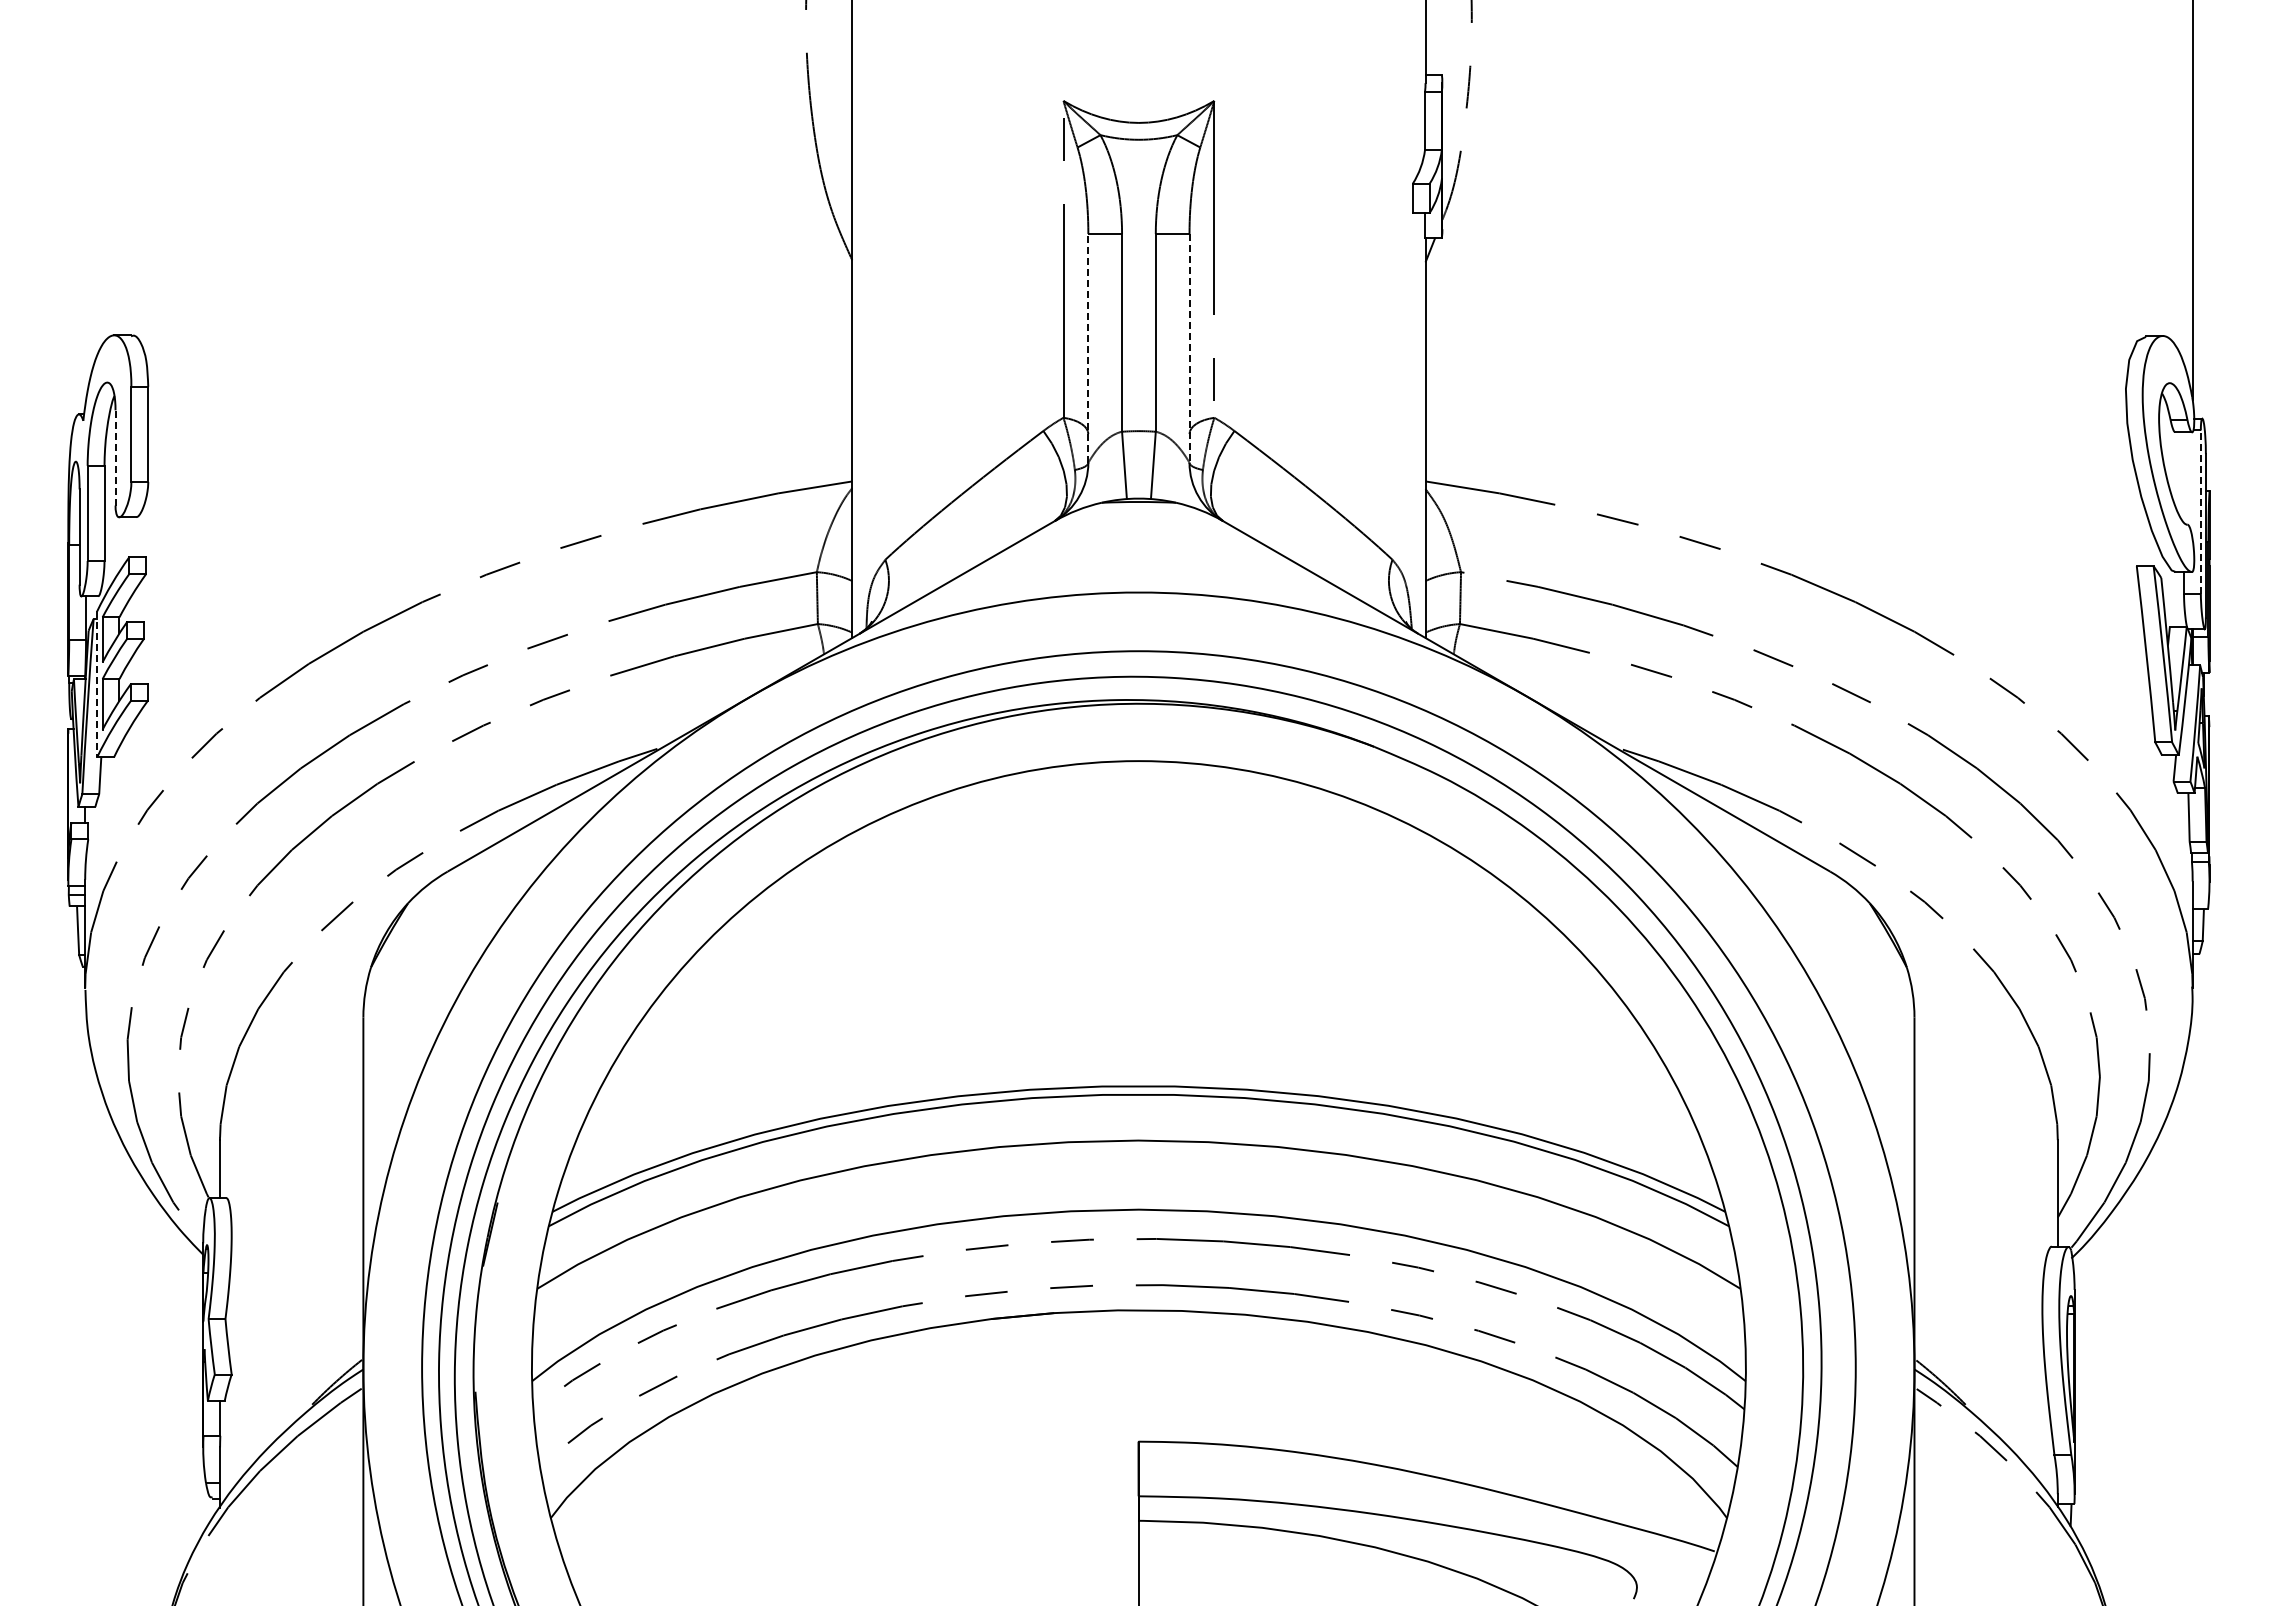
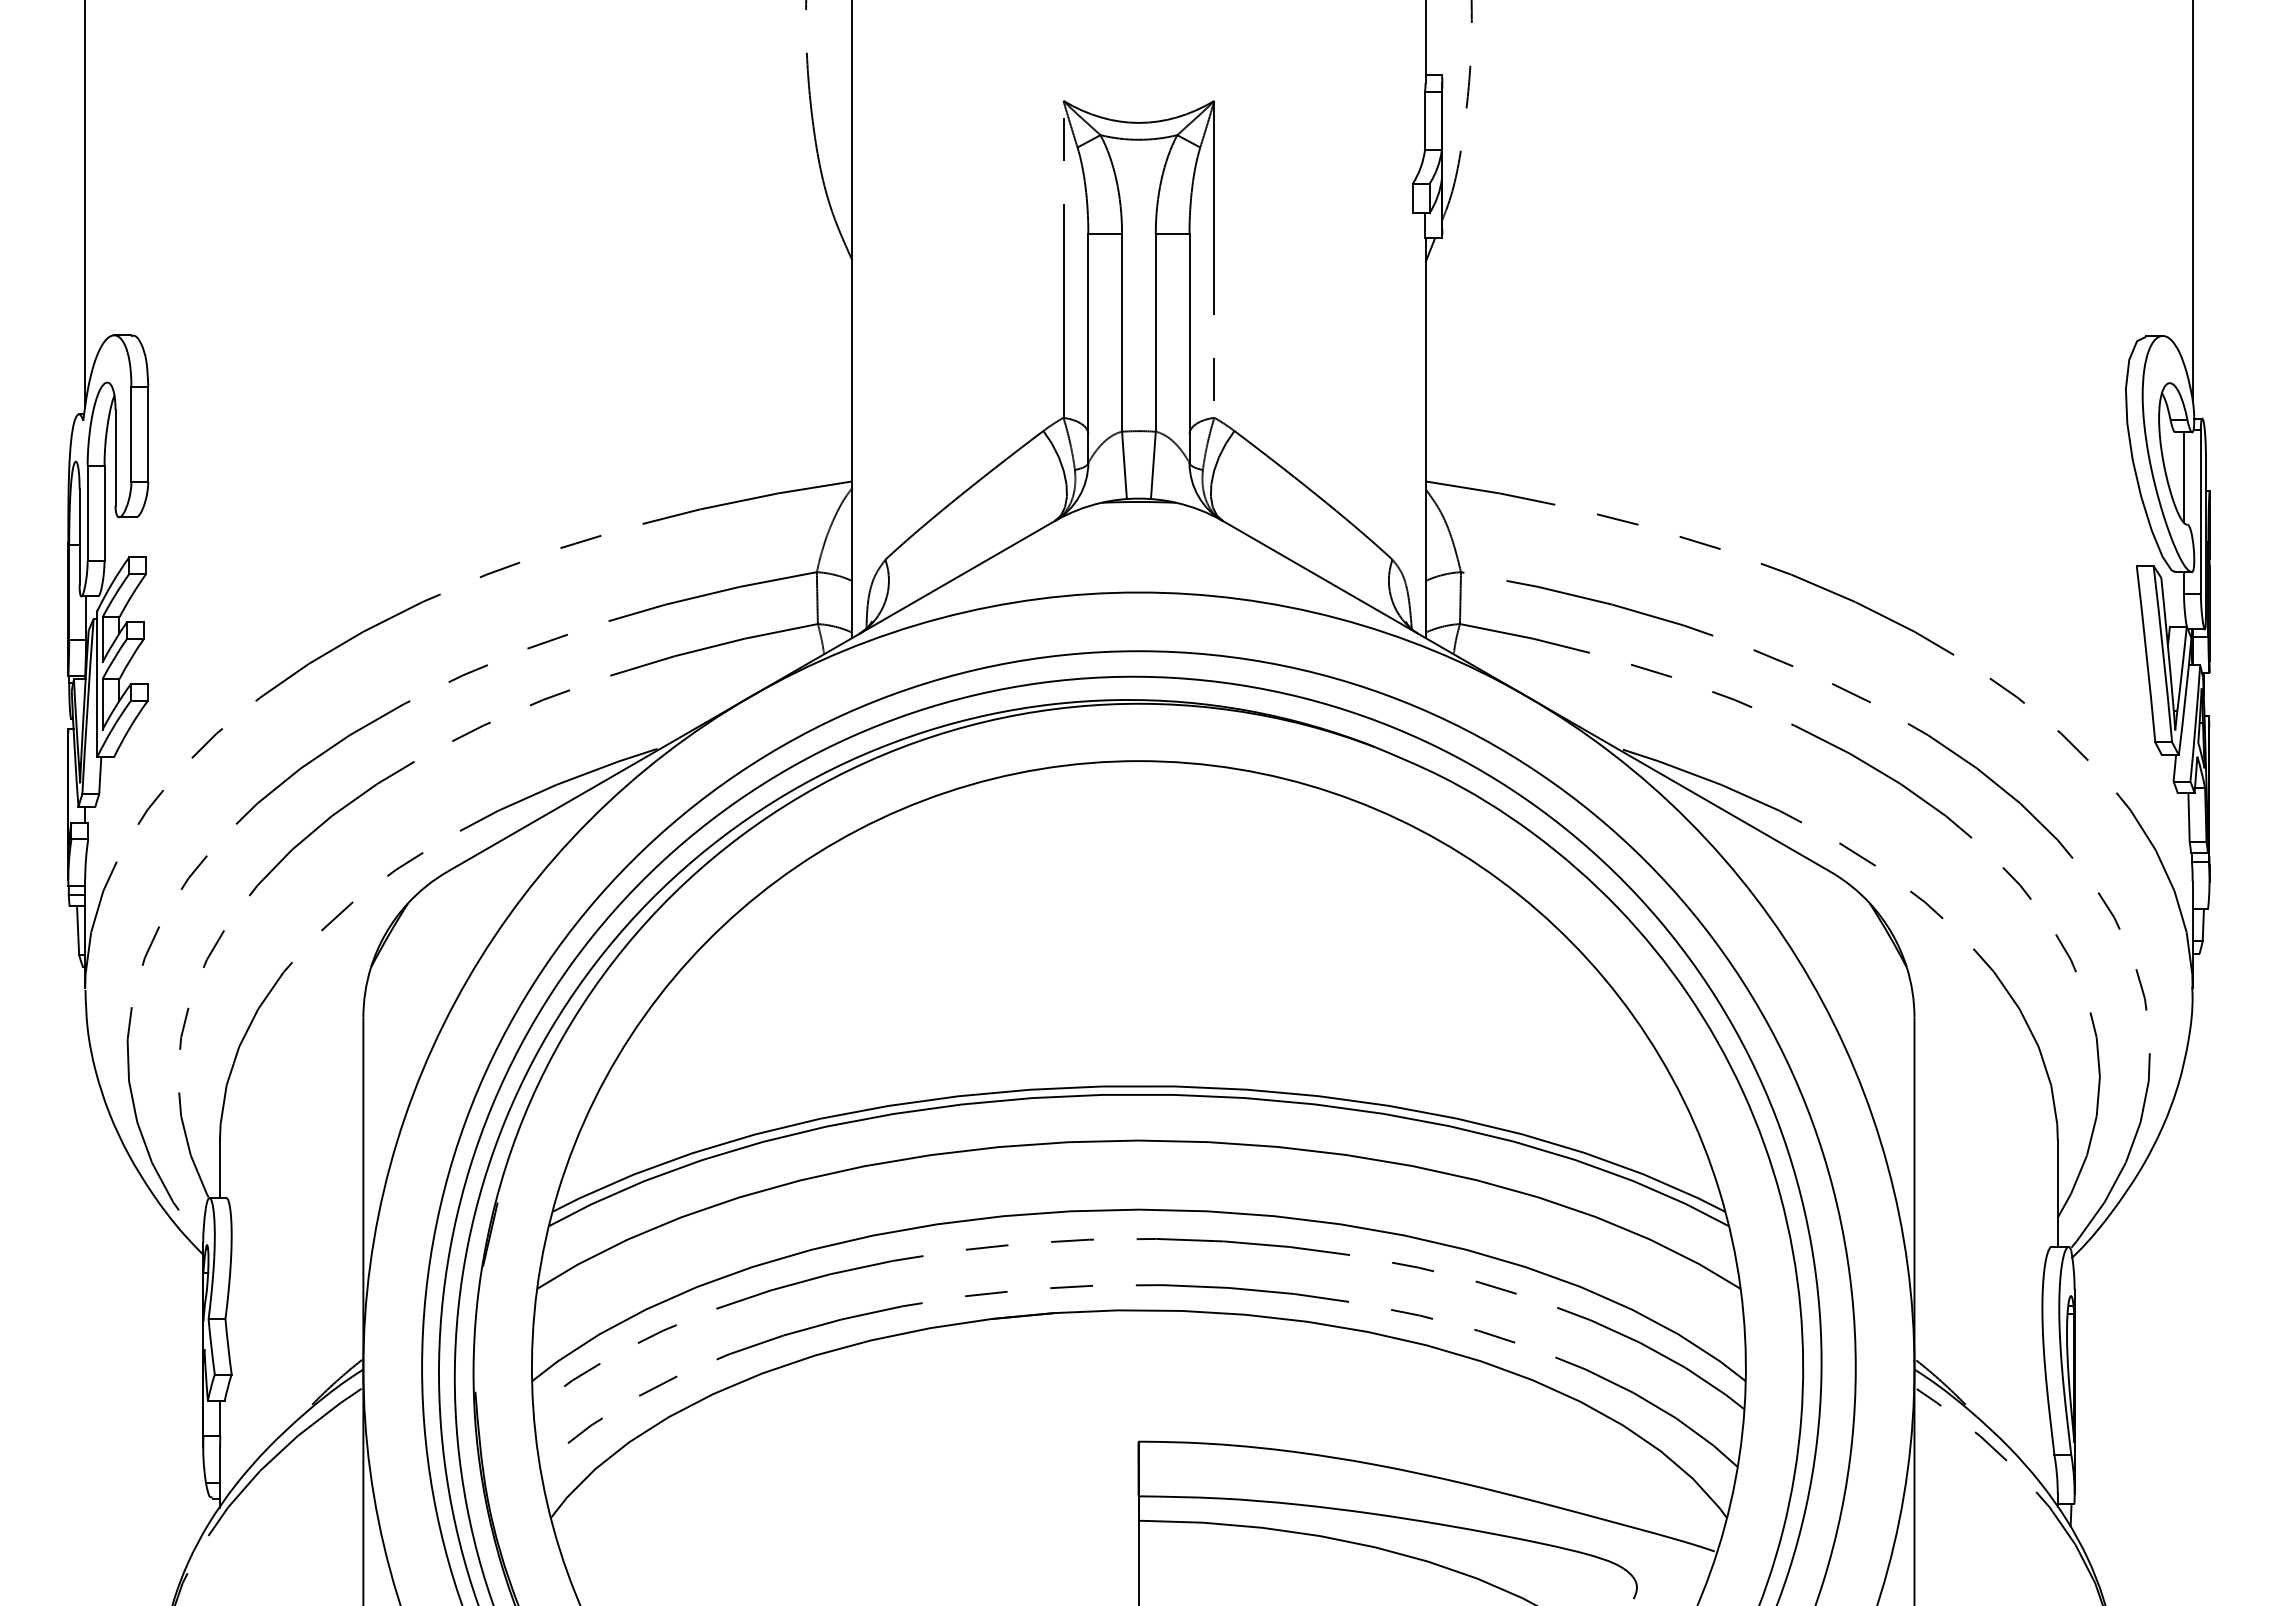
line: none -> present (85, 205)
line: dashed -> solid (1088, 347)
line: dashed -> solid (1189, 348)
line: dashed -> solid (115, 457)
line: none -> present (2184, 477)
line: dashed -> solid (2200, 512)
line: dashed -> solid (97, 684)
